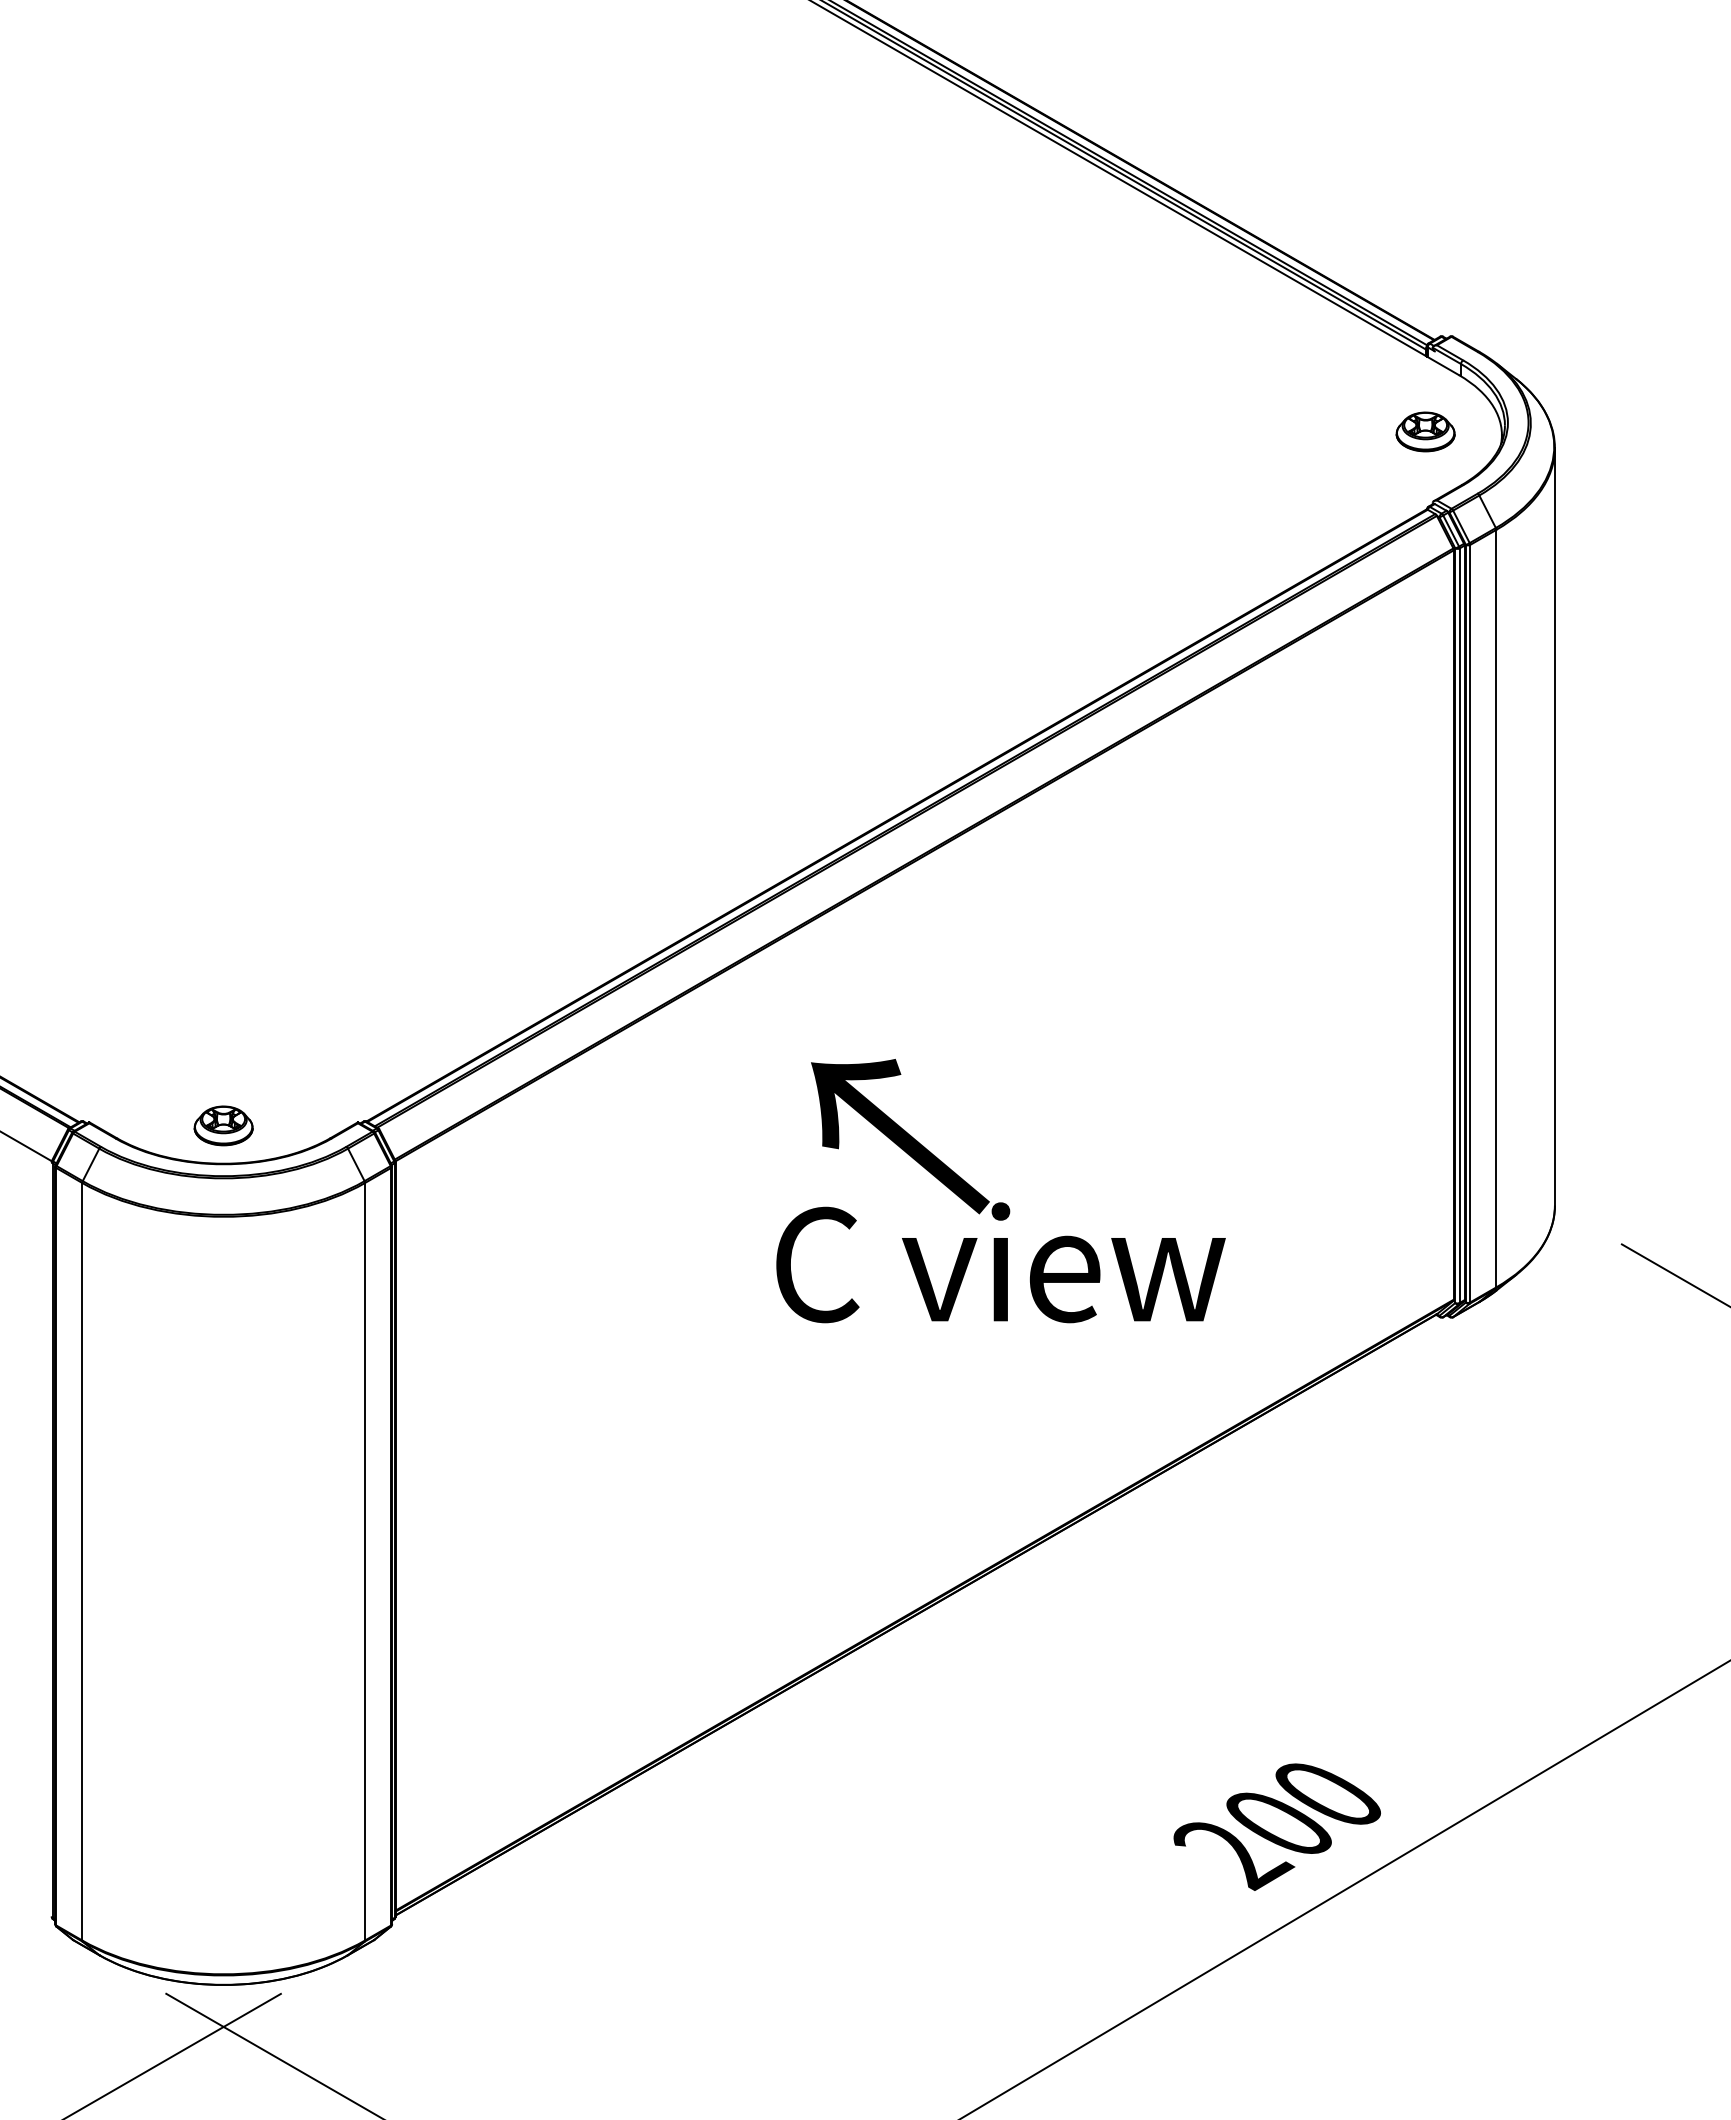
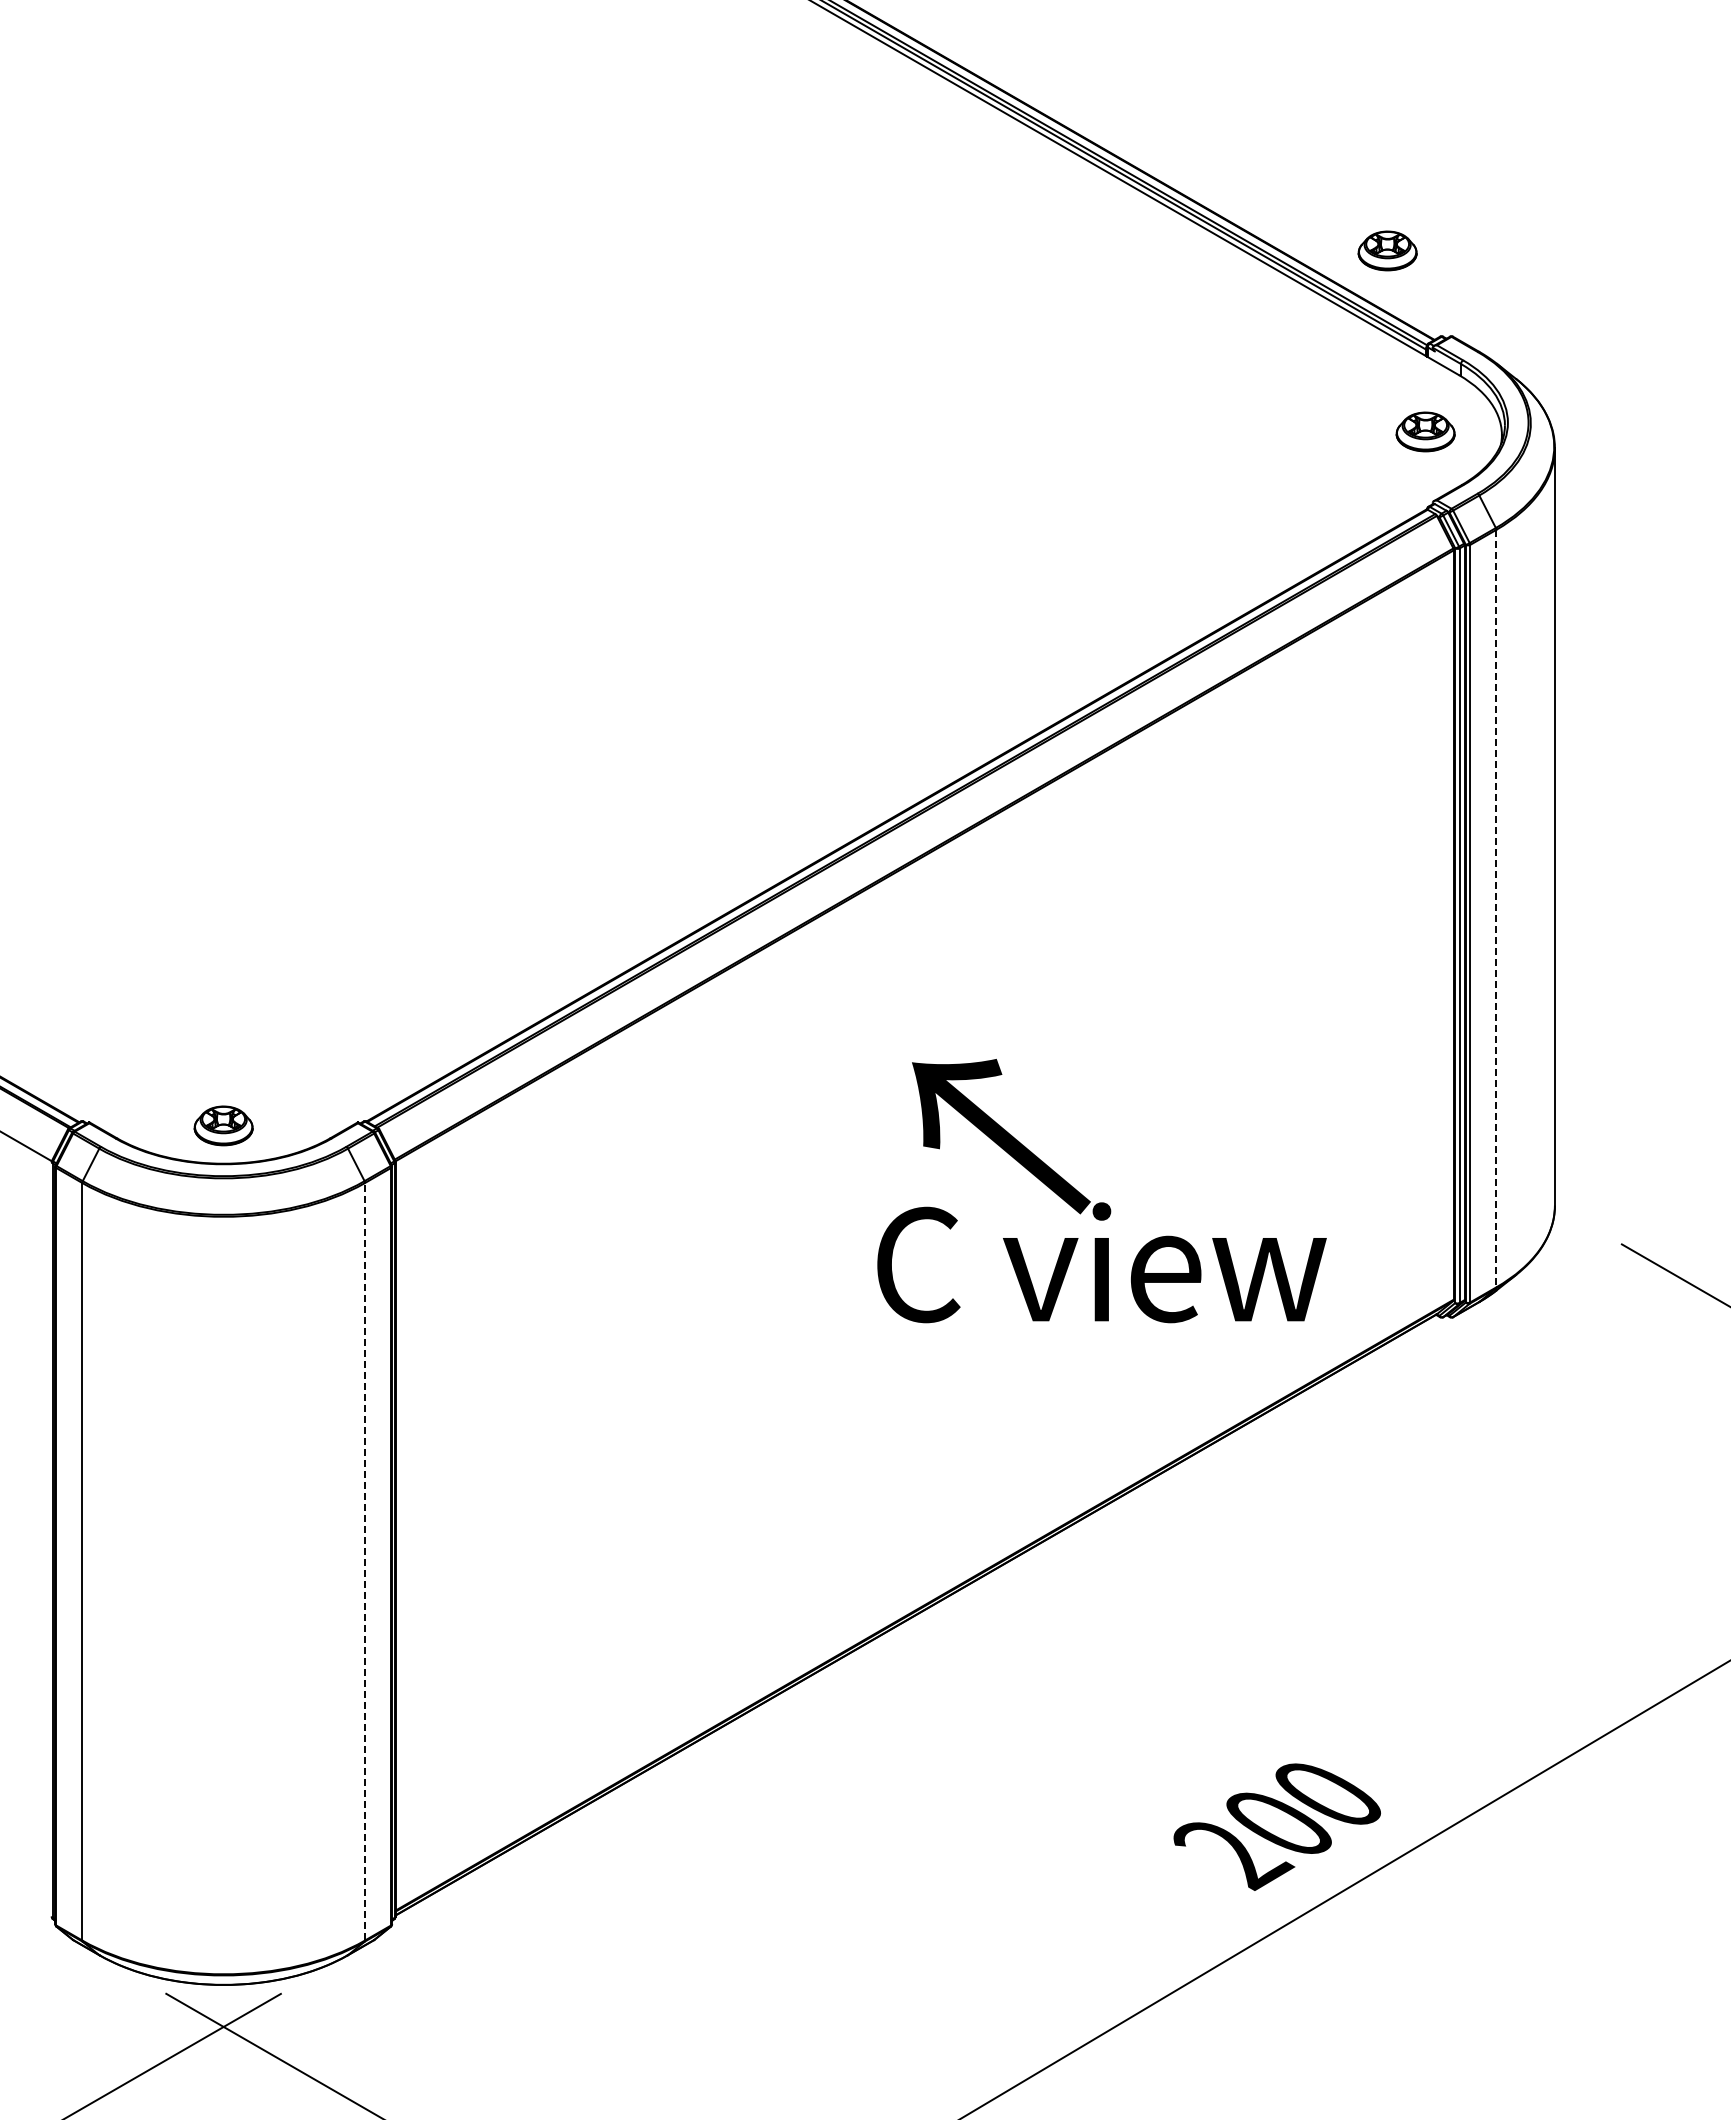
part: none -> present (1387, 250)
line: solid -> dashed (1496, 908)
text position: (1000, 1191) -> (1101, 1191) (1101, 1191)
line: solid -> dashed (365, 1561)
